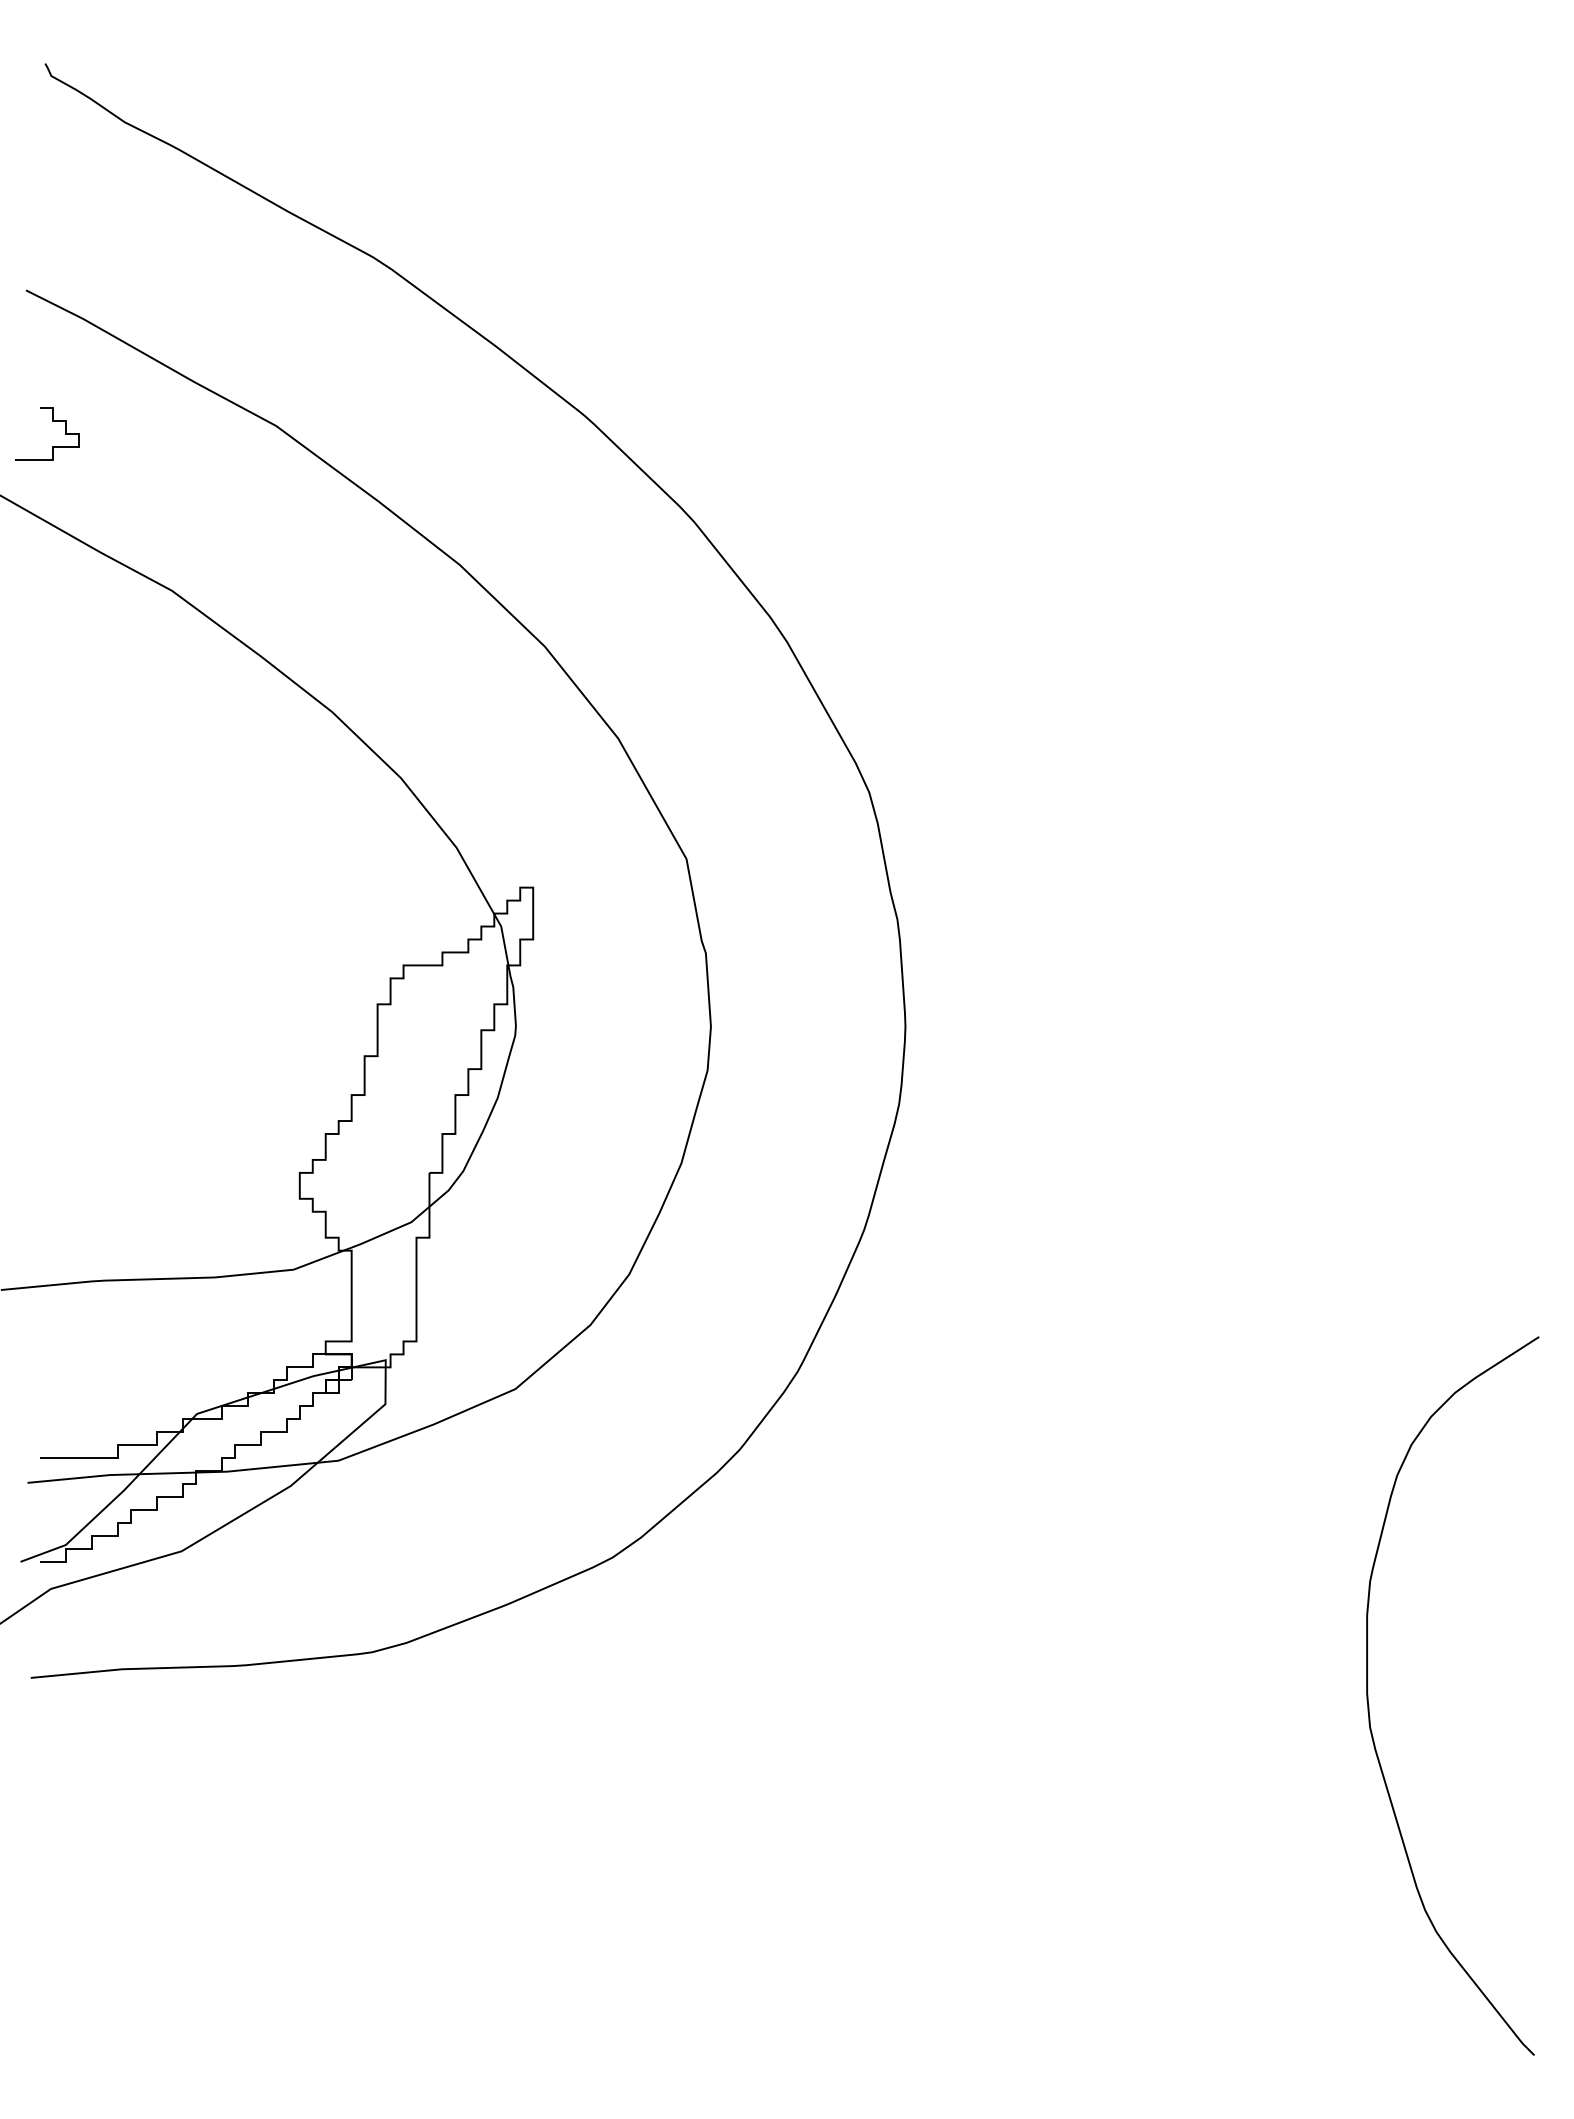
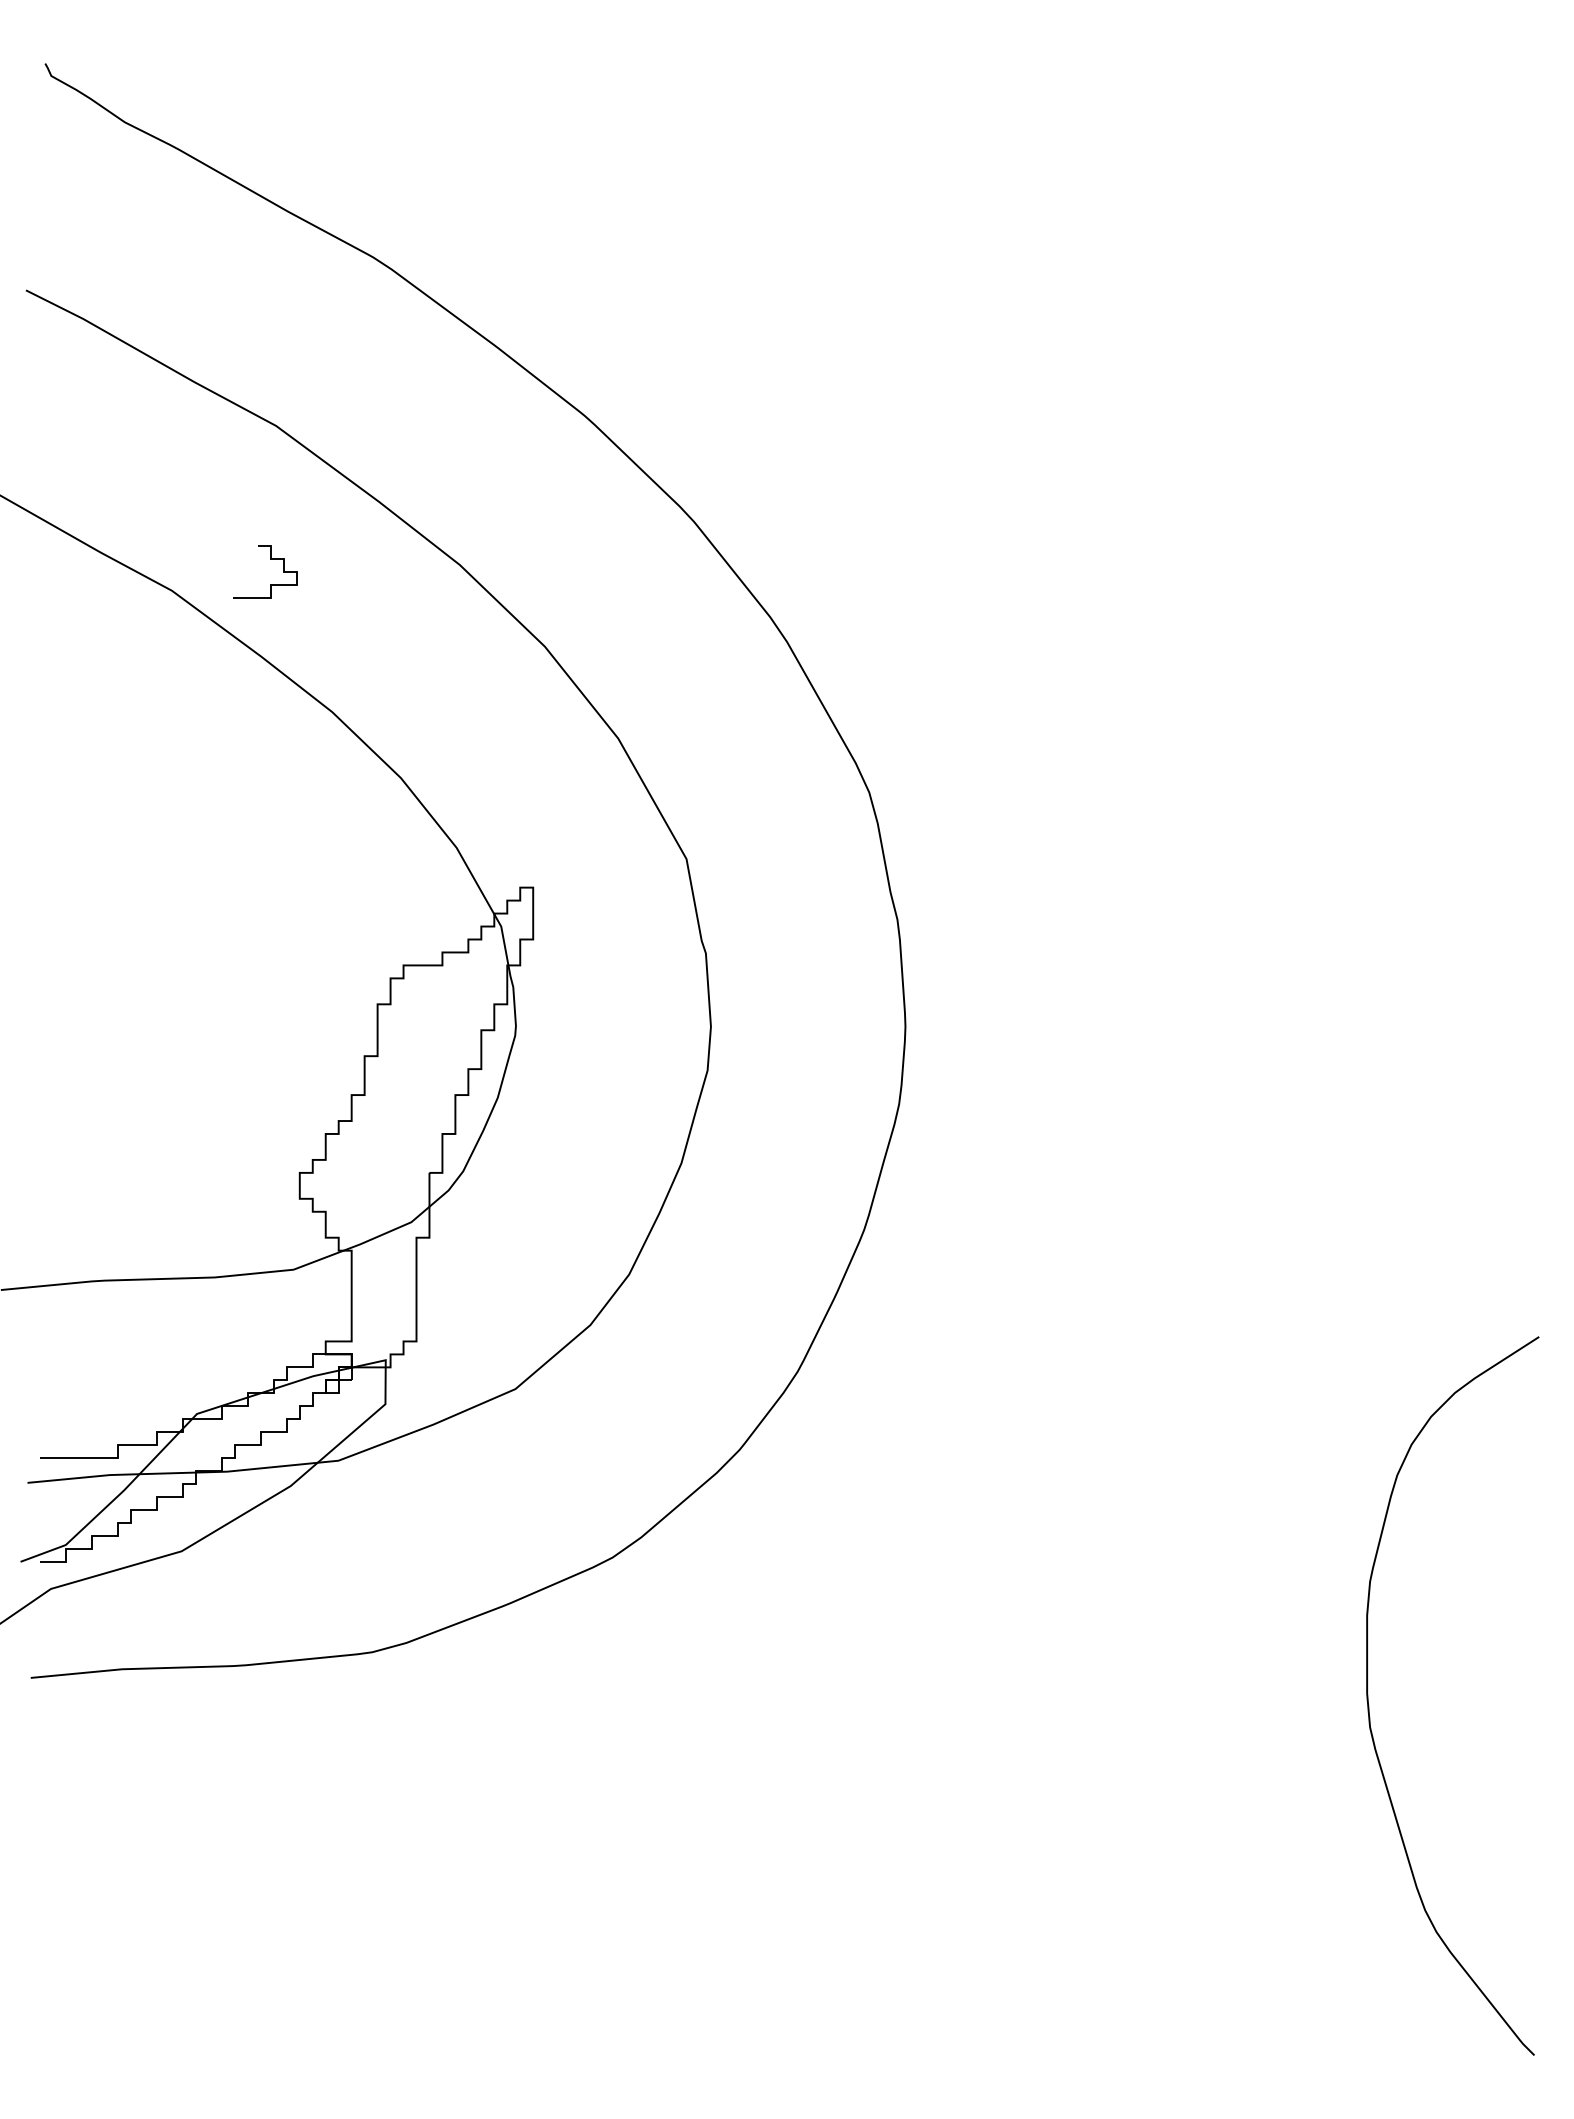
curve position: (52, 421) -> (270, 559) (270, 559)
